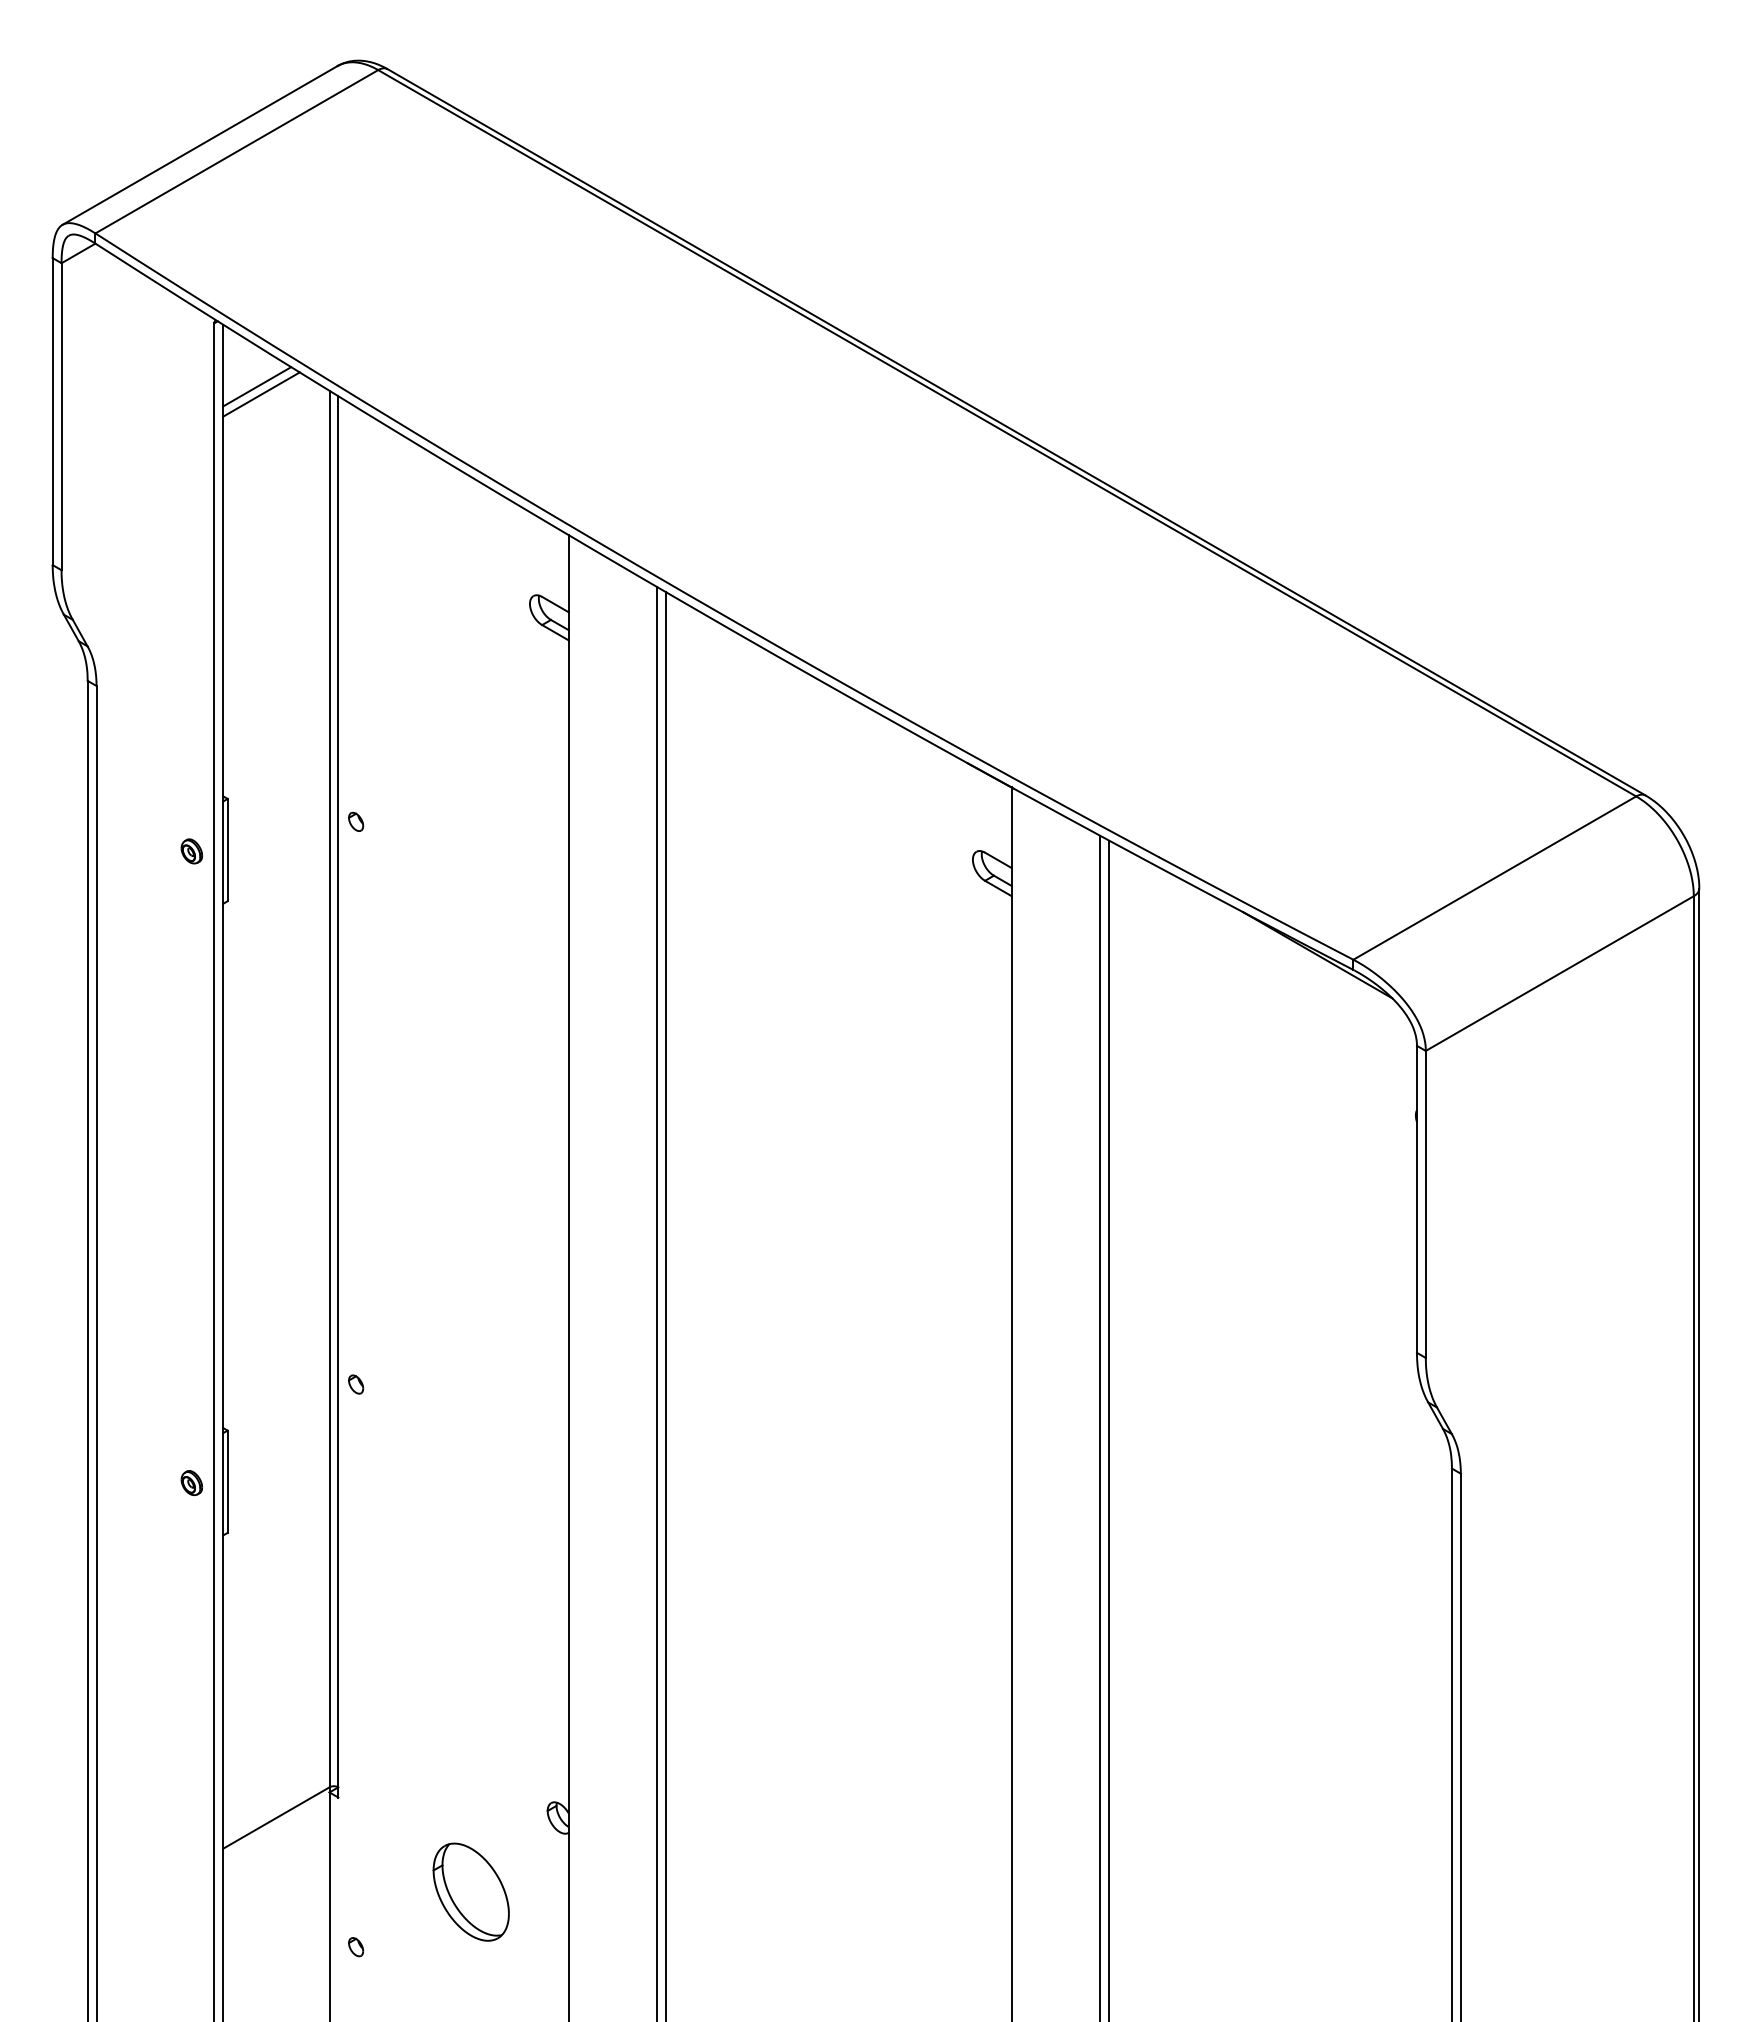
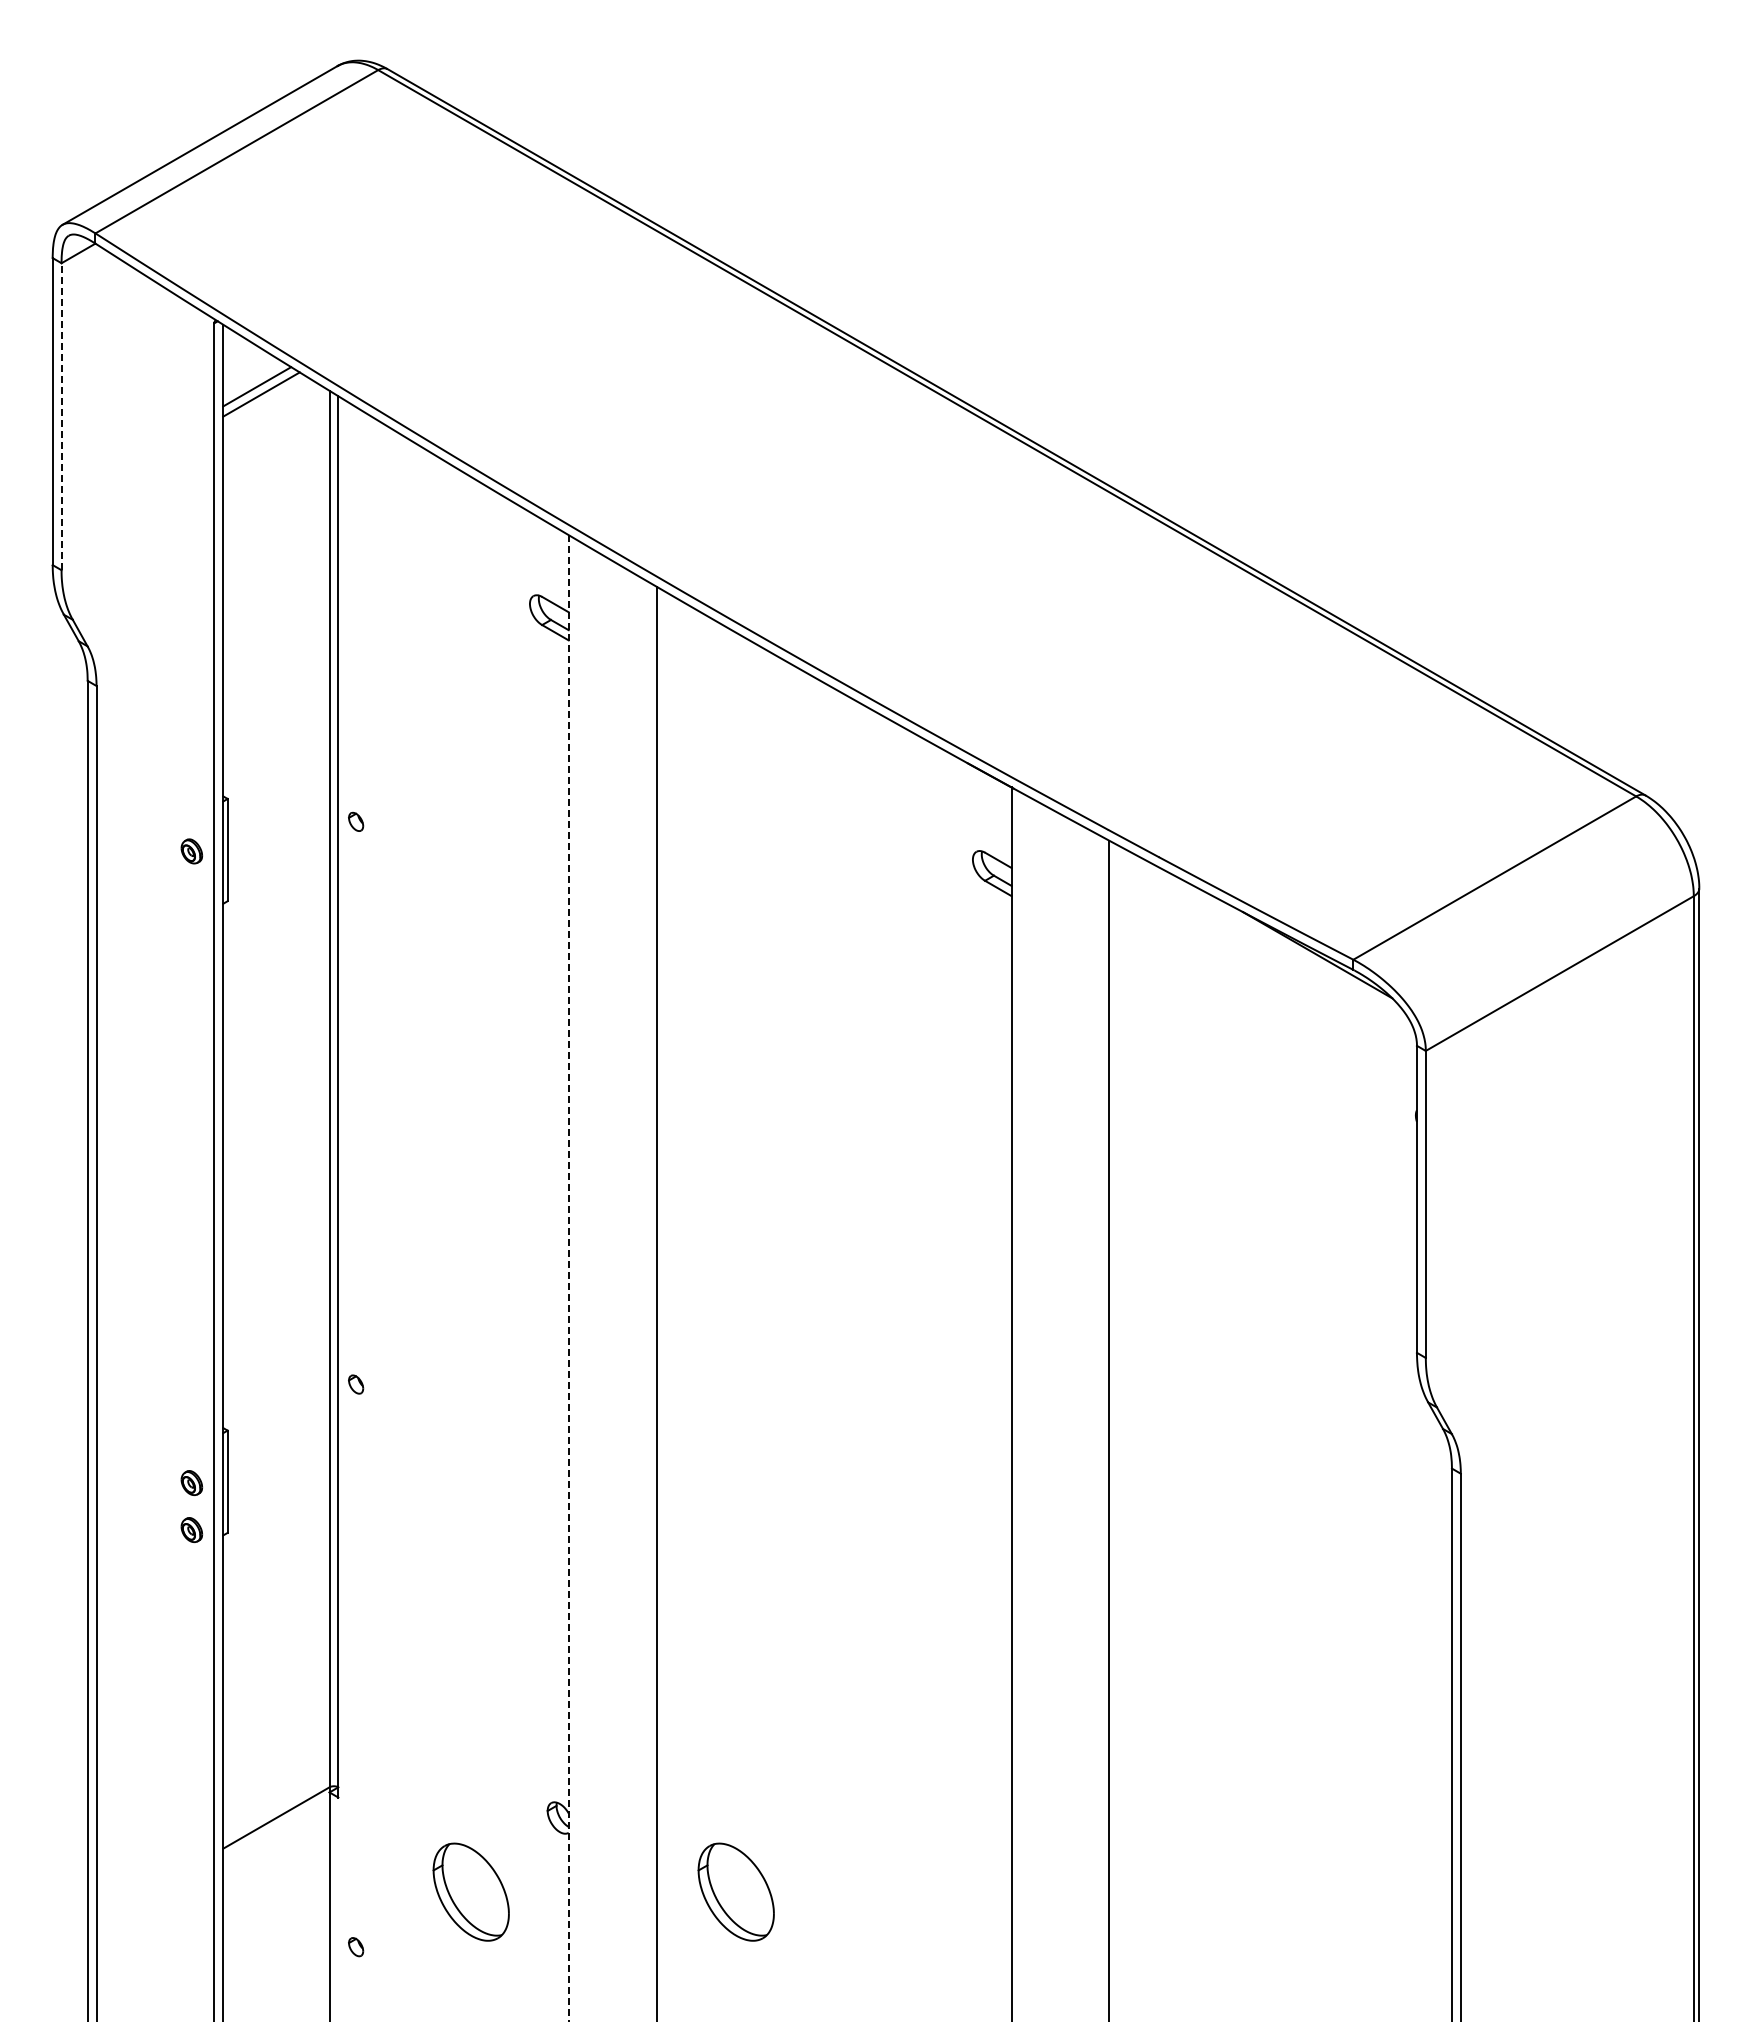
line: solid -> dashed (61, 416)
line: solid -> dashed (568, 1278)
line: present -> none (666, 1305)
line: present -> none (1100, 1426)
part: none -> present (191, 1529)
part: none -> present (735, 1891)
